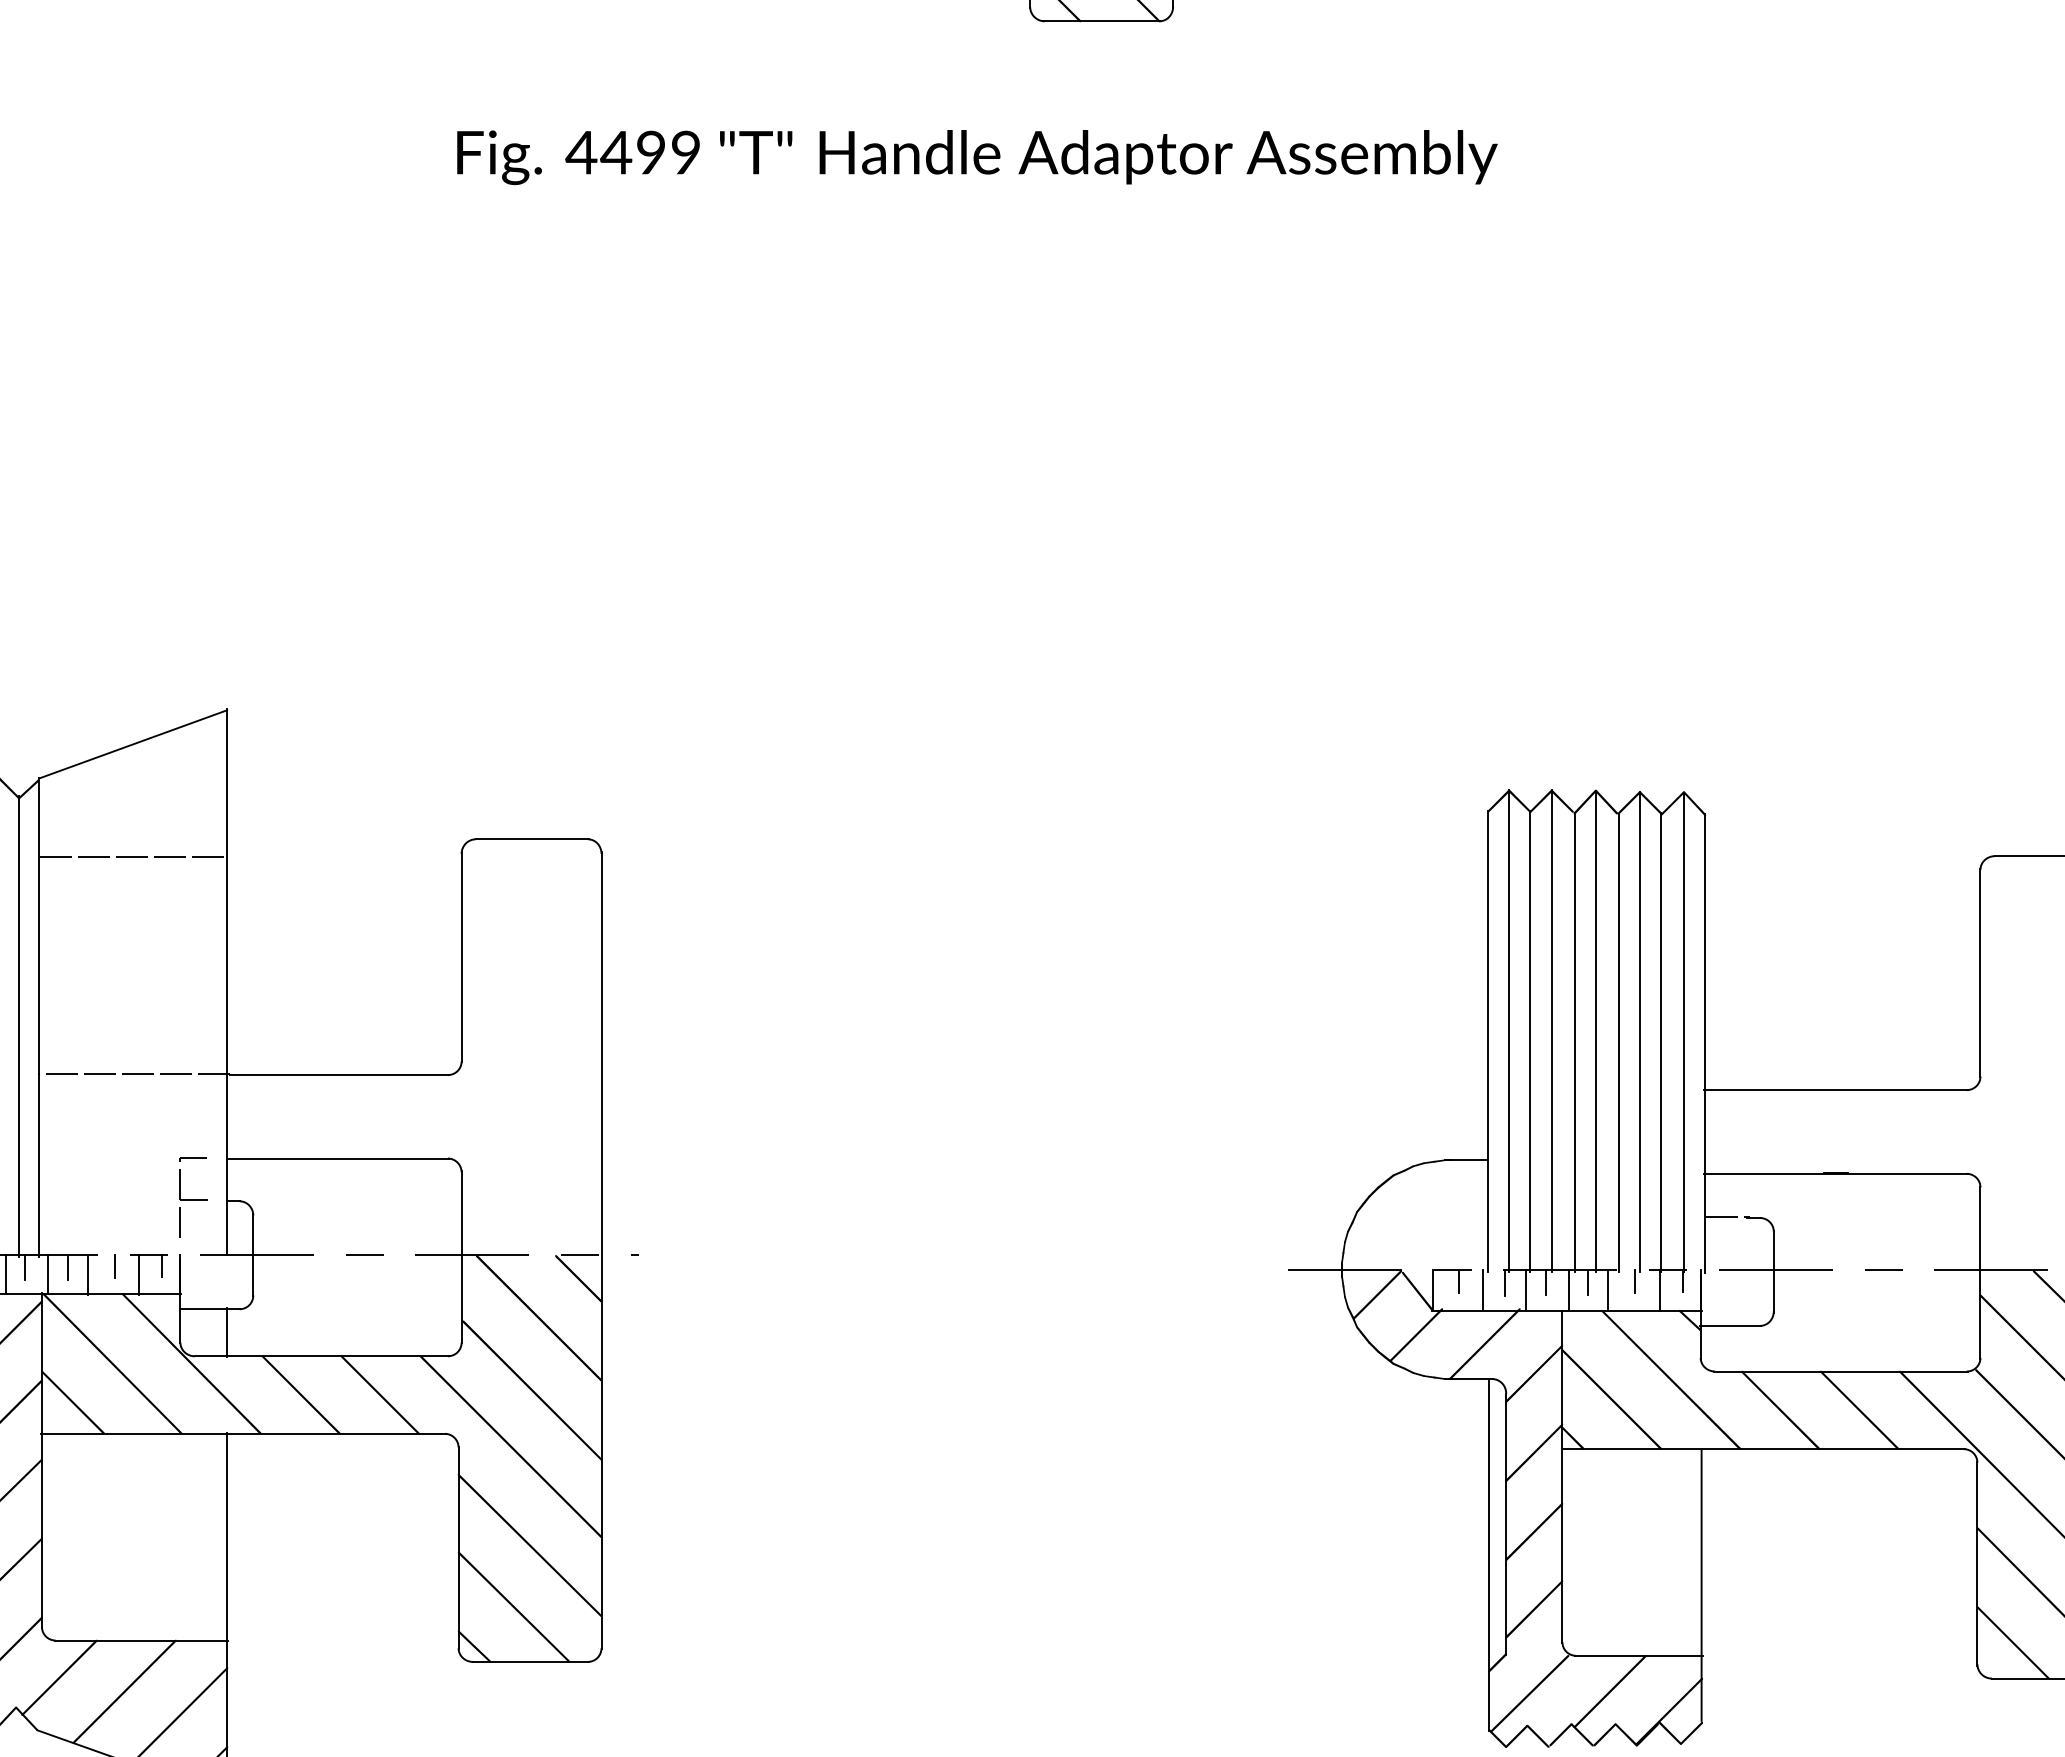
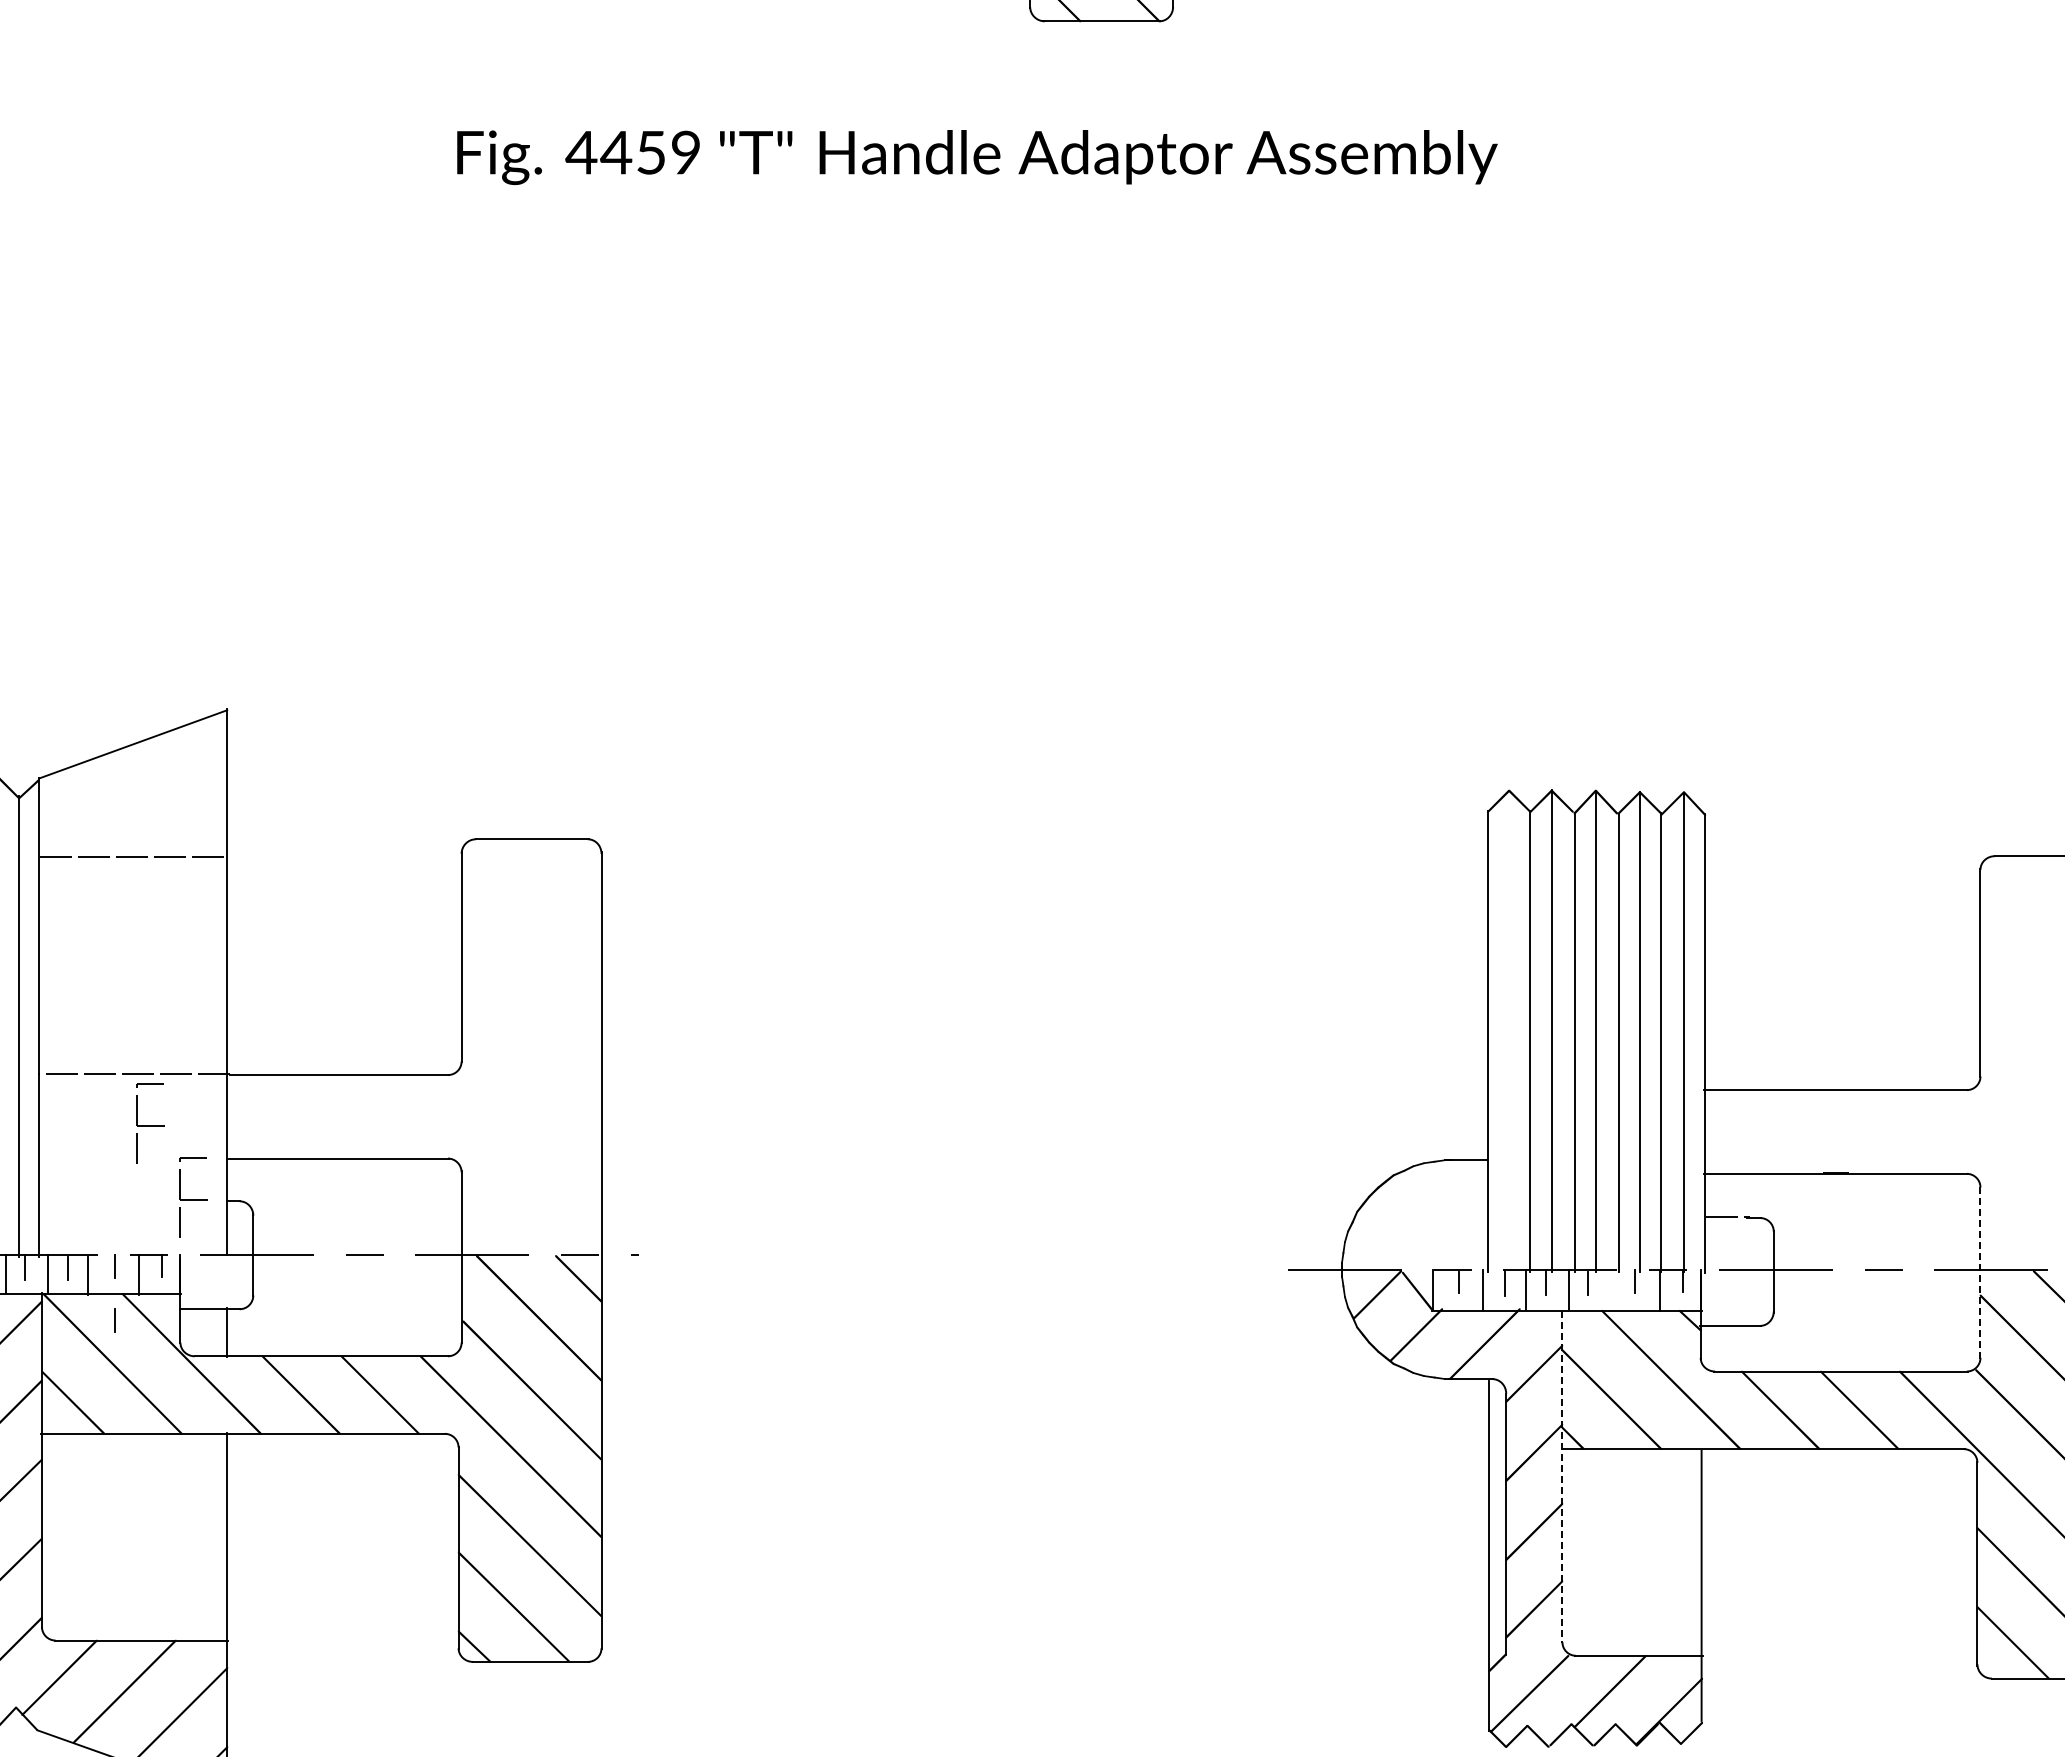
text: 4499 -> 4459 (650, 152)
line: present -> none (1509, 1030)
part: none -> present (150, 1123)
line: solid -> dashed (1980, 1272)
line: present -> none (1608, 1291)
line: none -> present (114, 1320)
line: solid -> dashed (1562, 1477)
